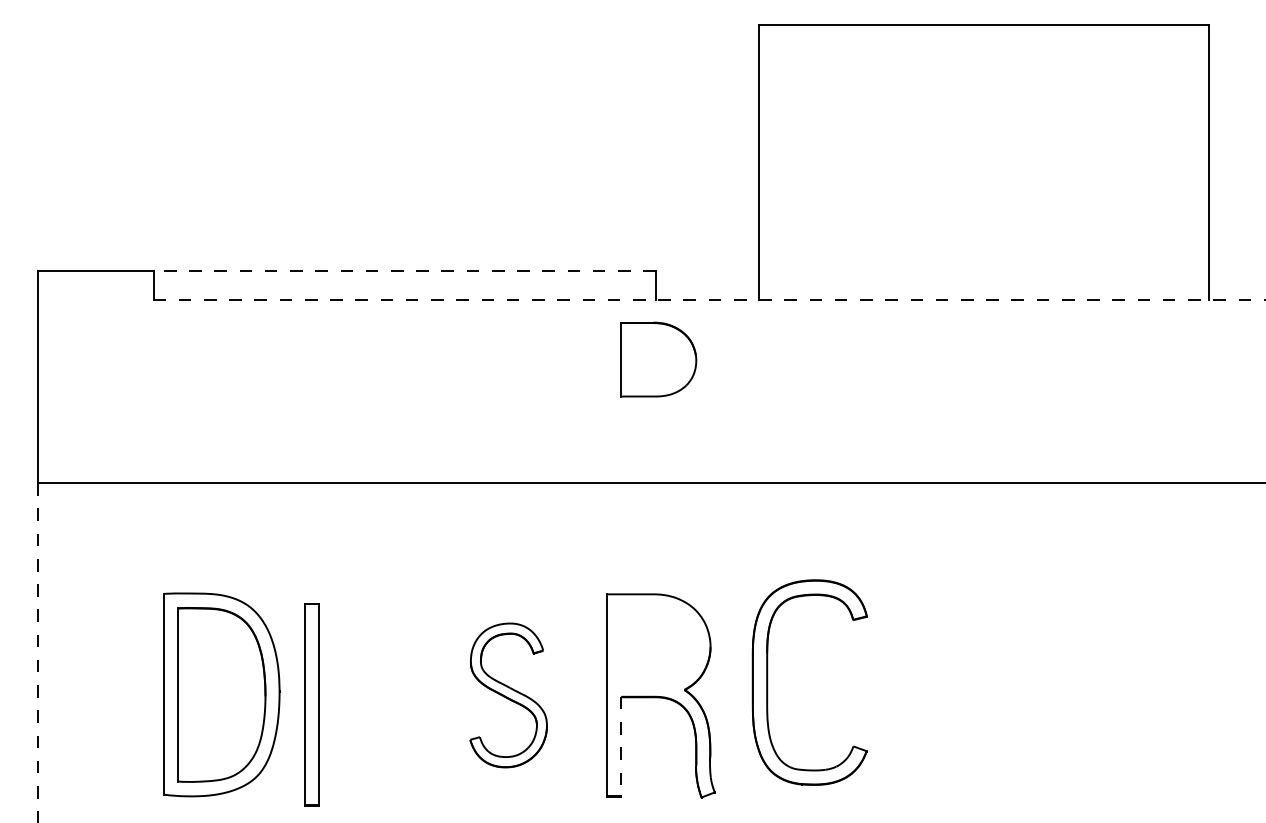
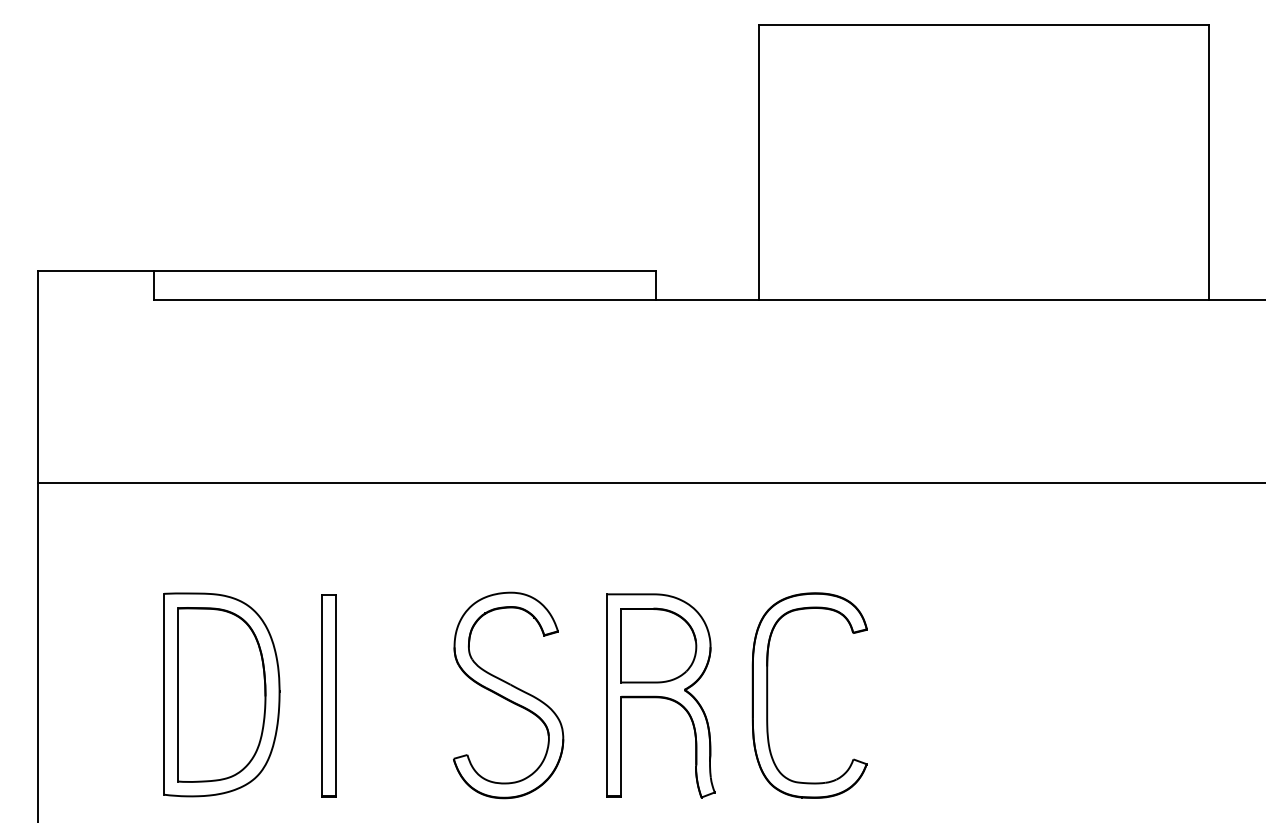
line: dashed -> solid (404, 270)
line: dashed -> solid (709, 300)
part position: (658, 359) -> (658, 645) (658, 645)
line: dashed -> solid (37, 653)
part position: (768, 682) -> (768, 695) (768, 695)
part size: 79x147 px -> 112x209 px (508, 695)
part position: (311, 704) -> (328, 695) (328, 695)
line: dashed -> solid (621, 746)
